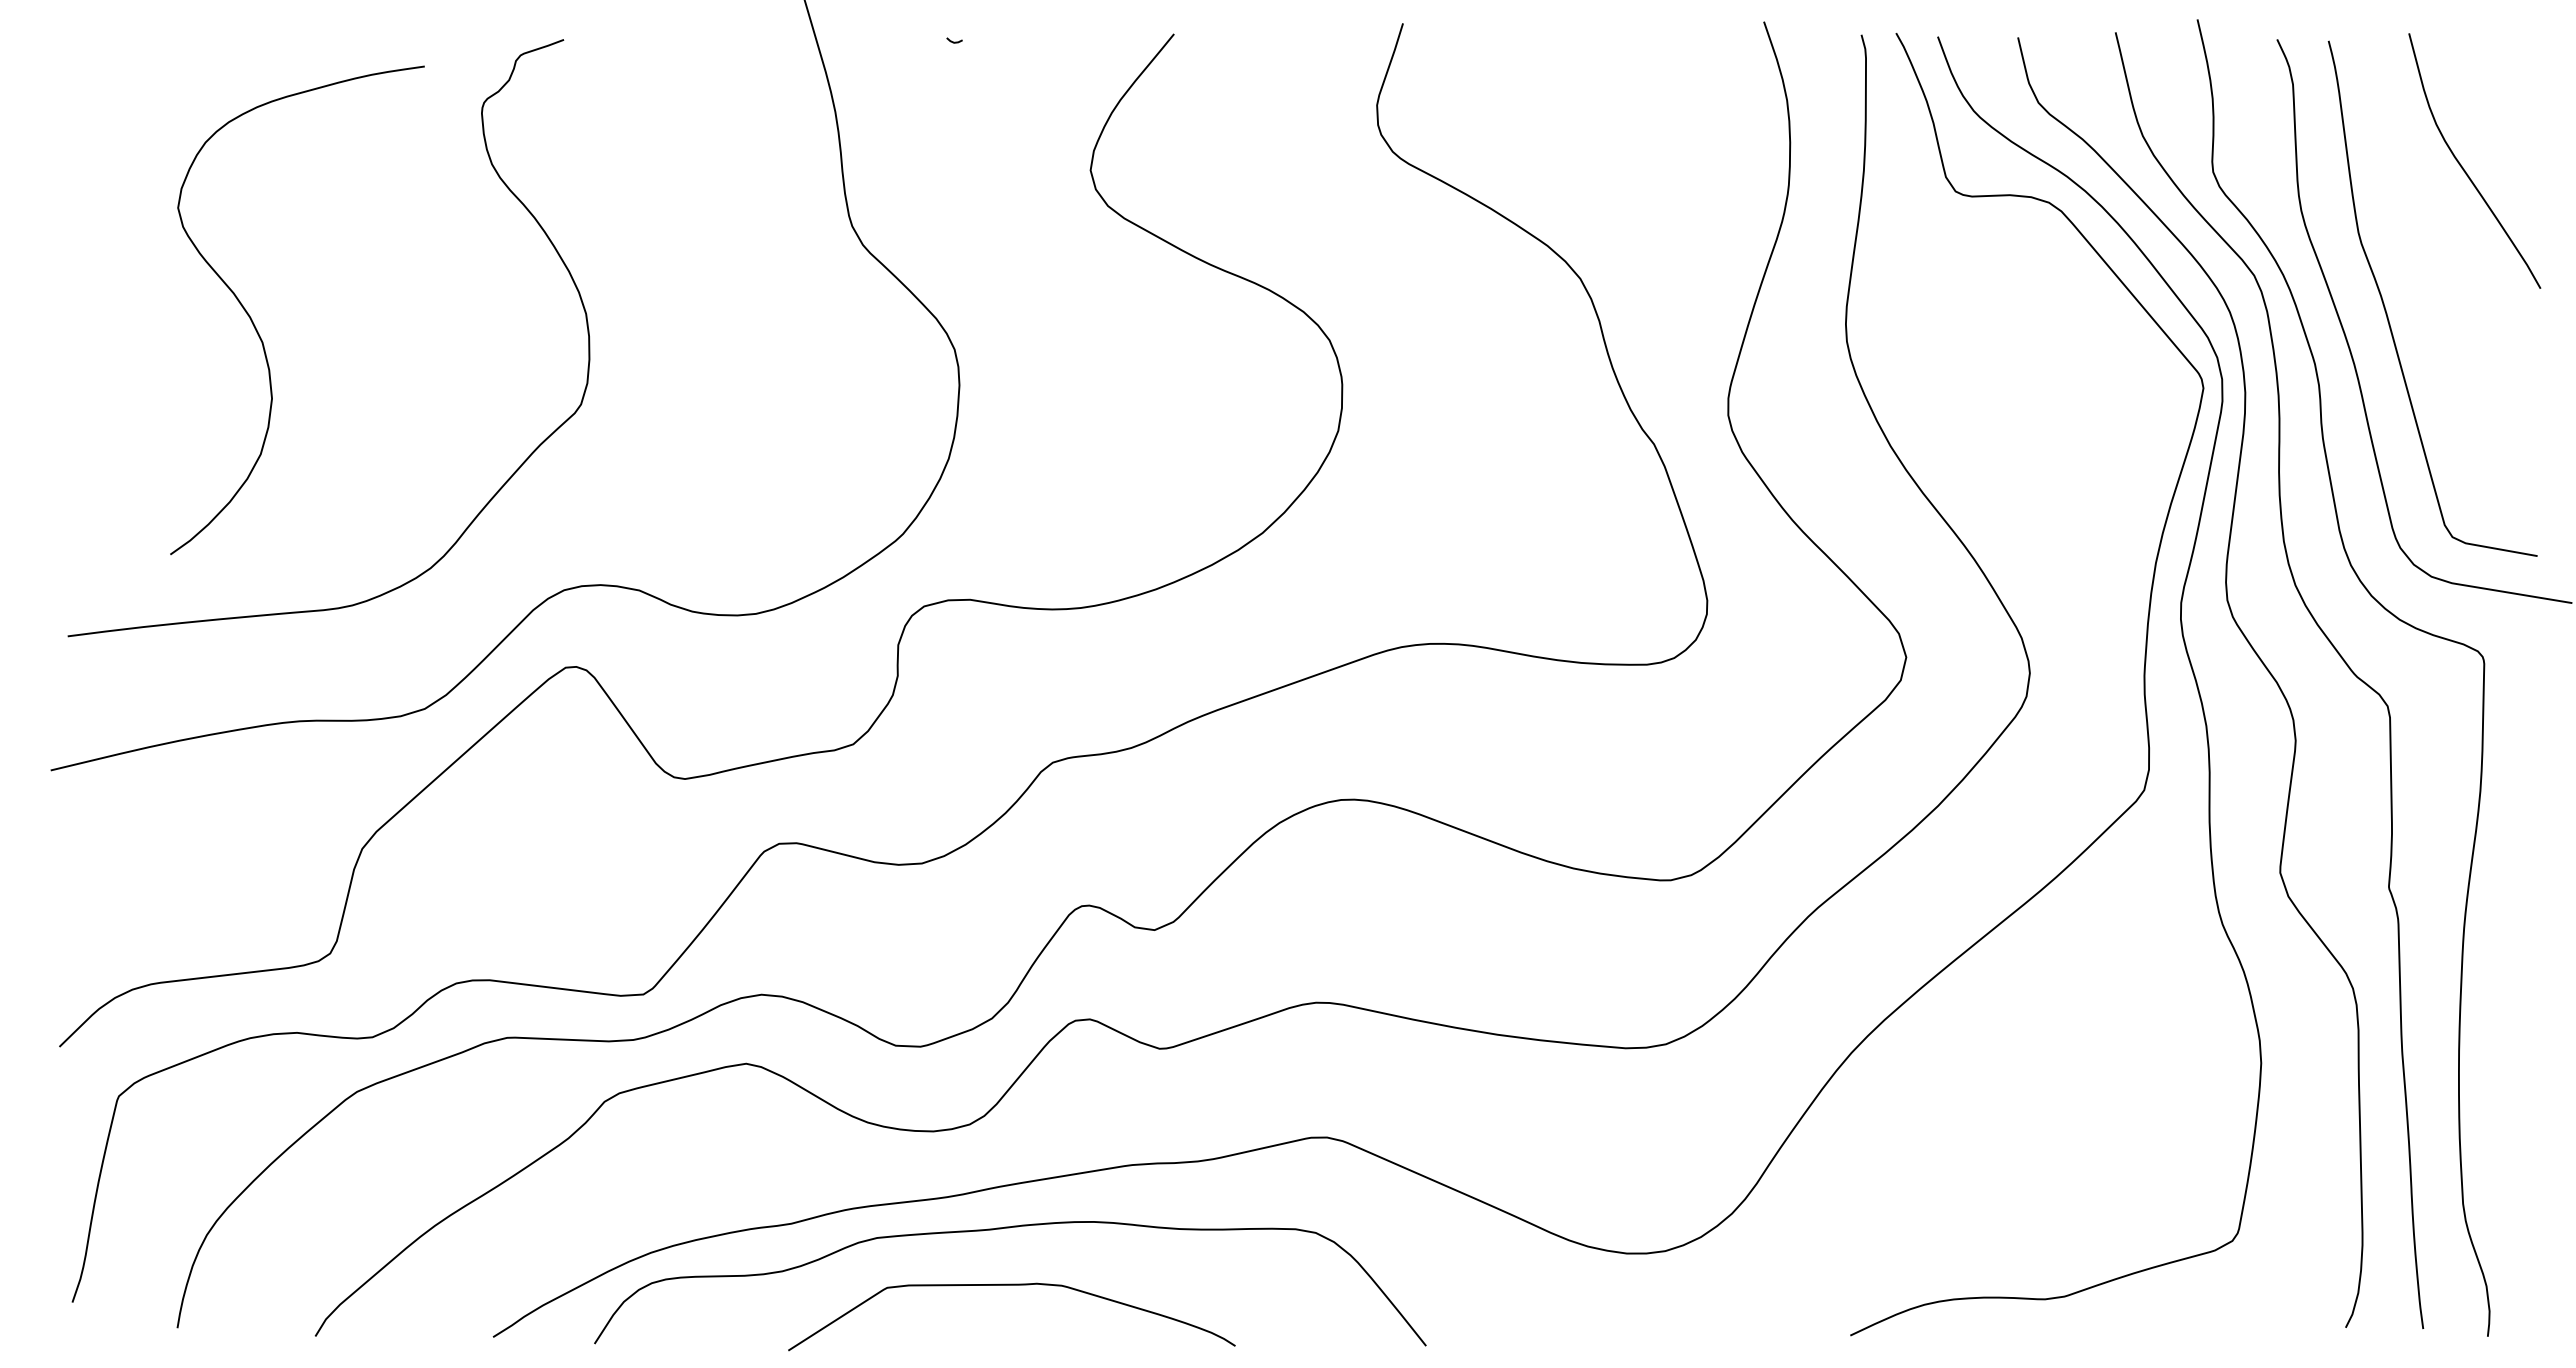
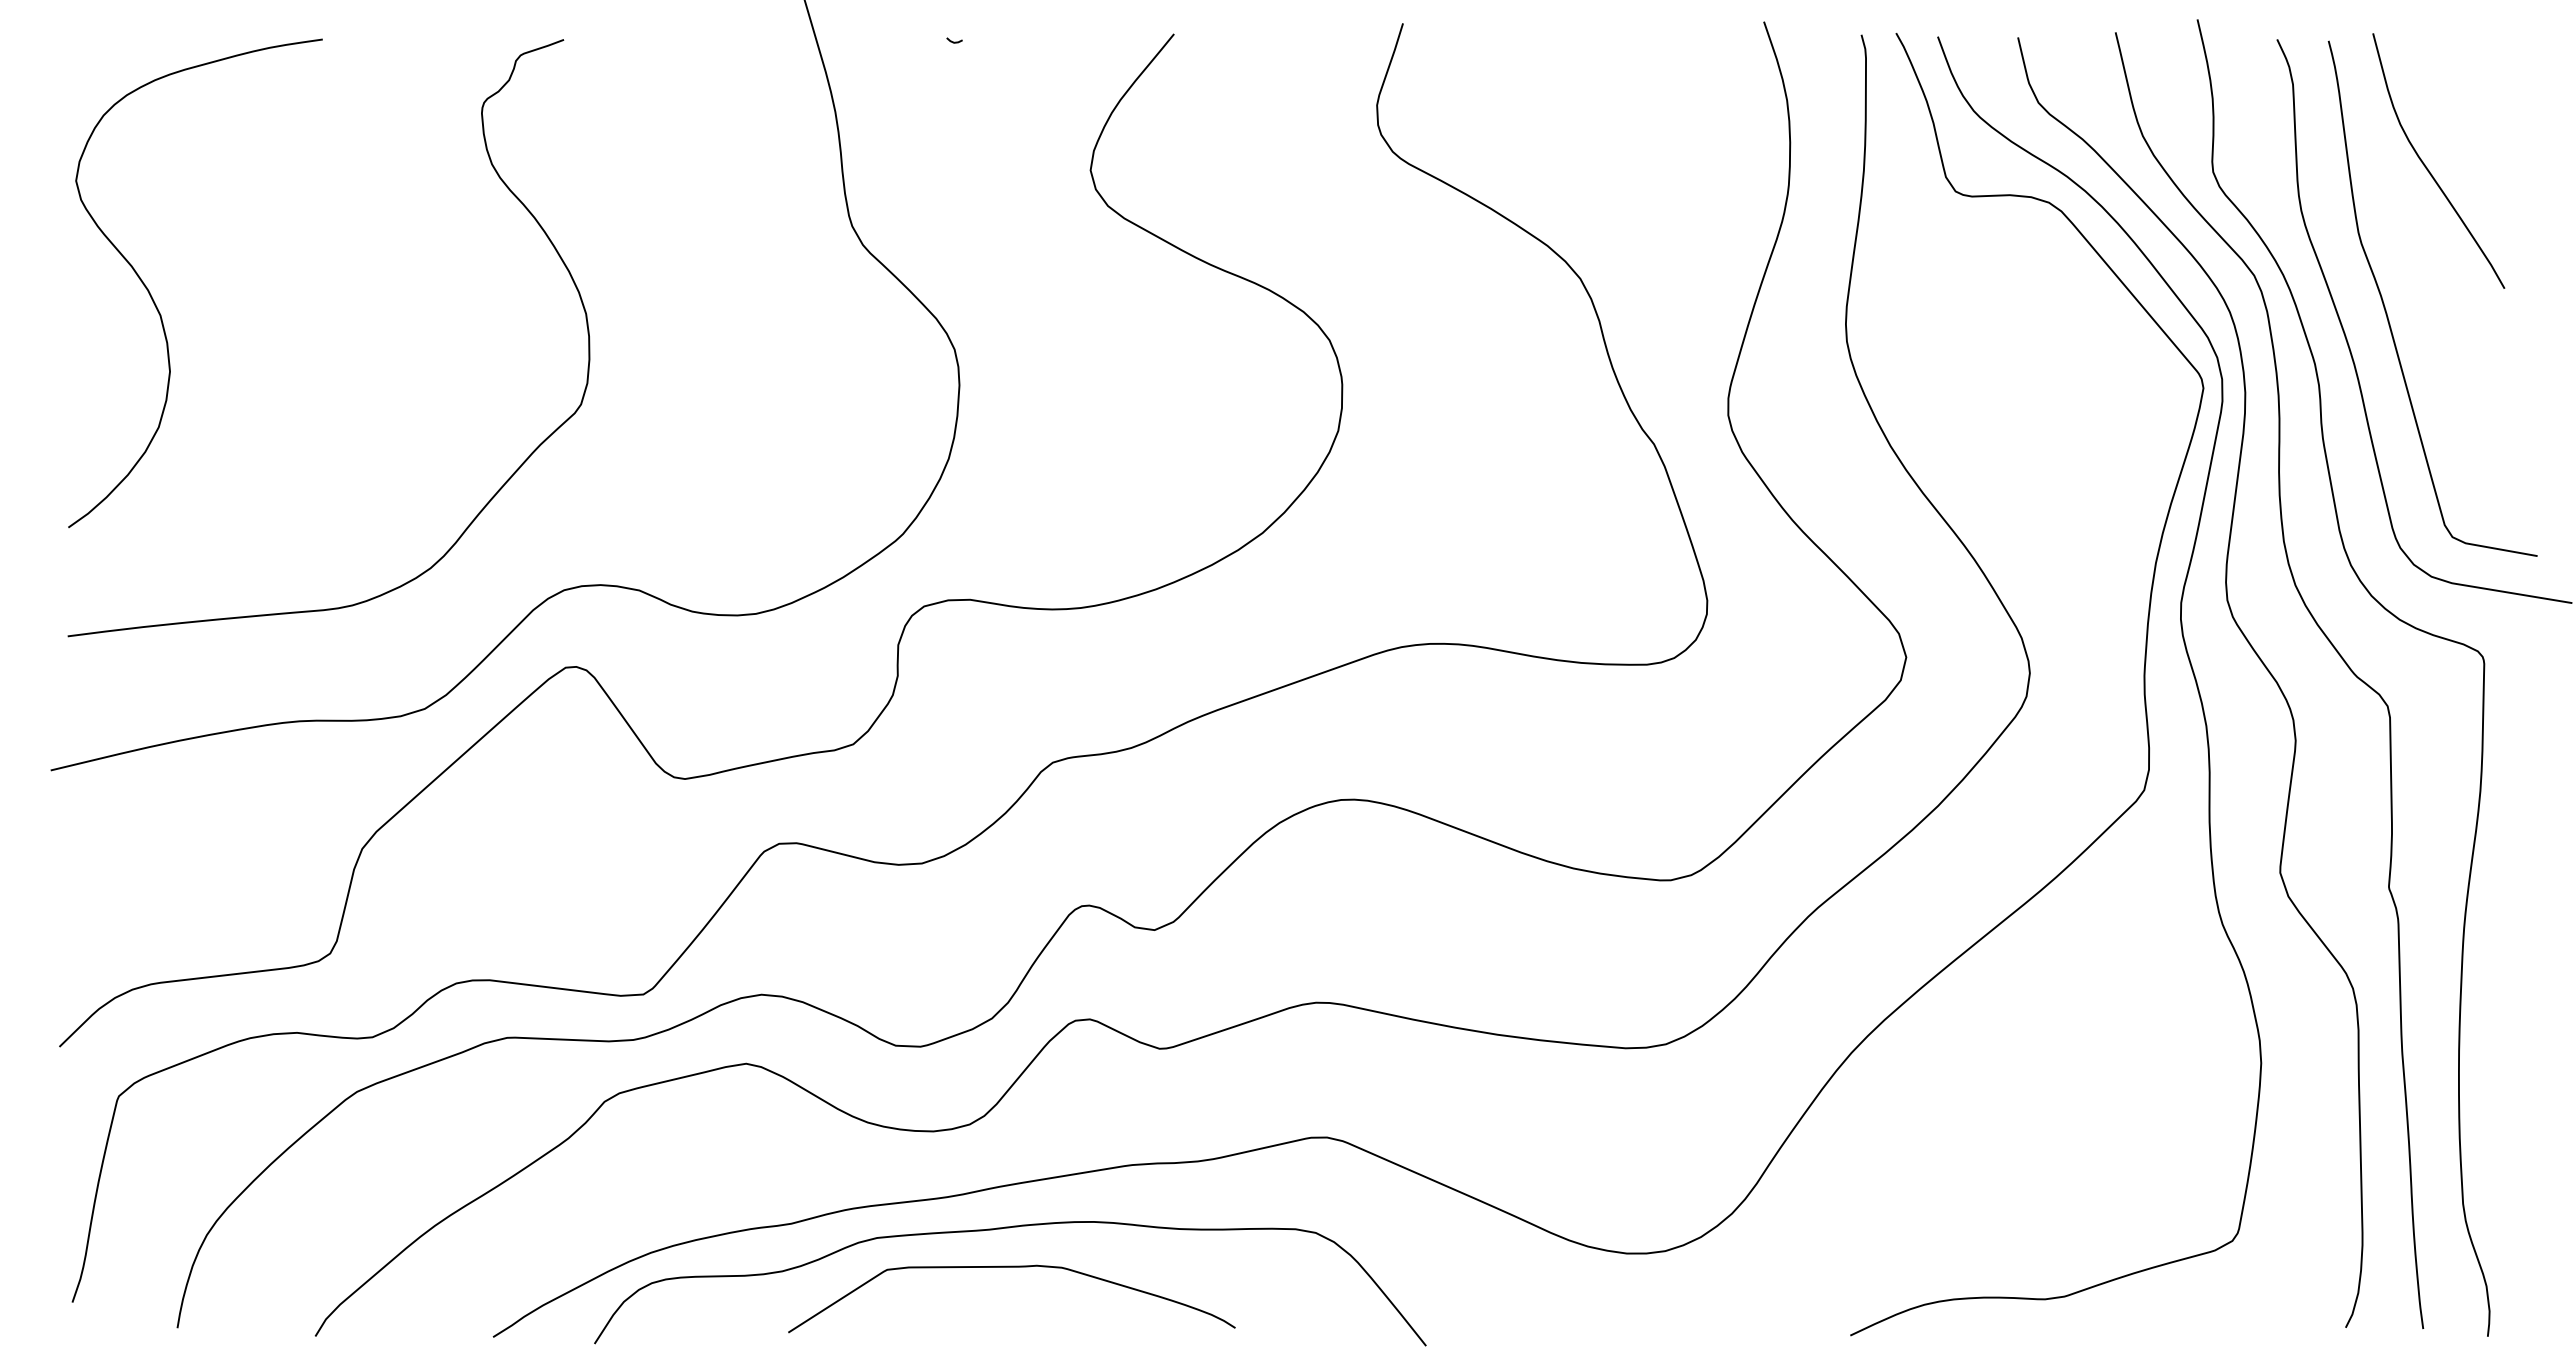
curve position: (2463, 167) -> (2427, 167) (2427, 167)
curve position: (257, 329) -> (155, 302) (155, 302)
curve position: (1011, 1285) -> (1011, 1267) (1011, 1267)
